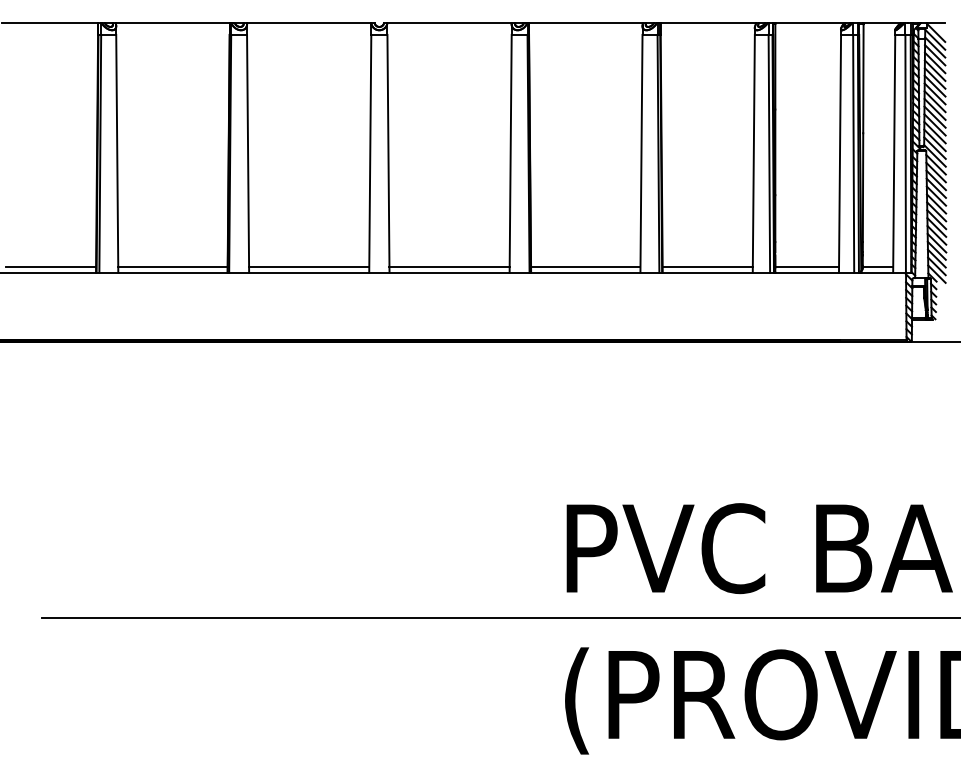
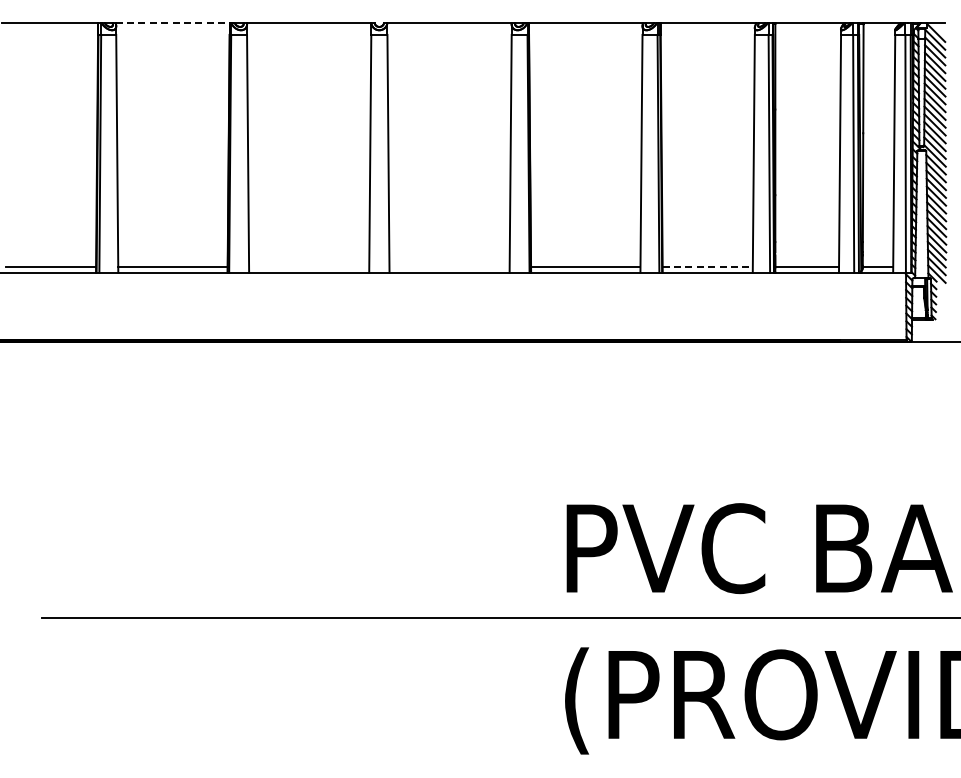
line: solid -> dashed (173, 23)
line: present -> none (309, 267)
line: present -> none (449, 267)
line: solid -> dashed (708, 267)
